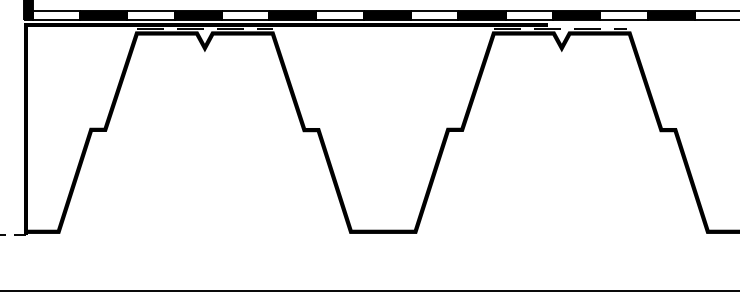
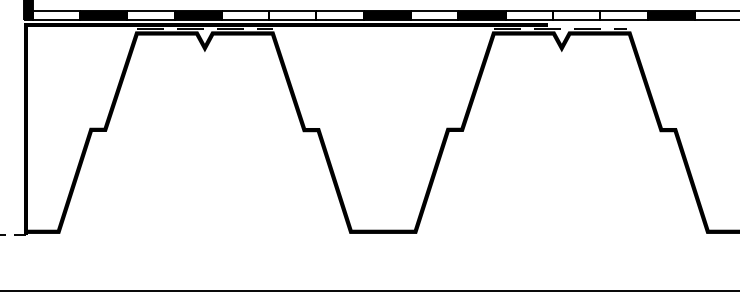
fill: present -> none (292, 15)
fill: present -> none (576, 15)
